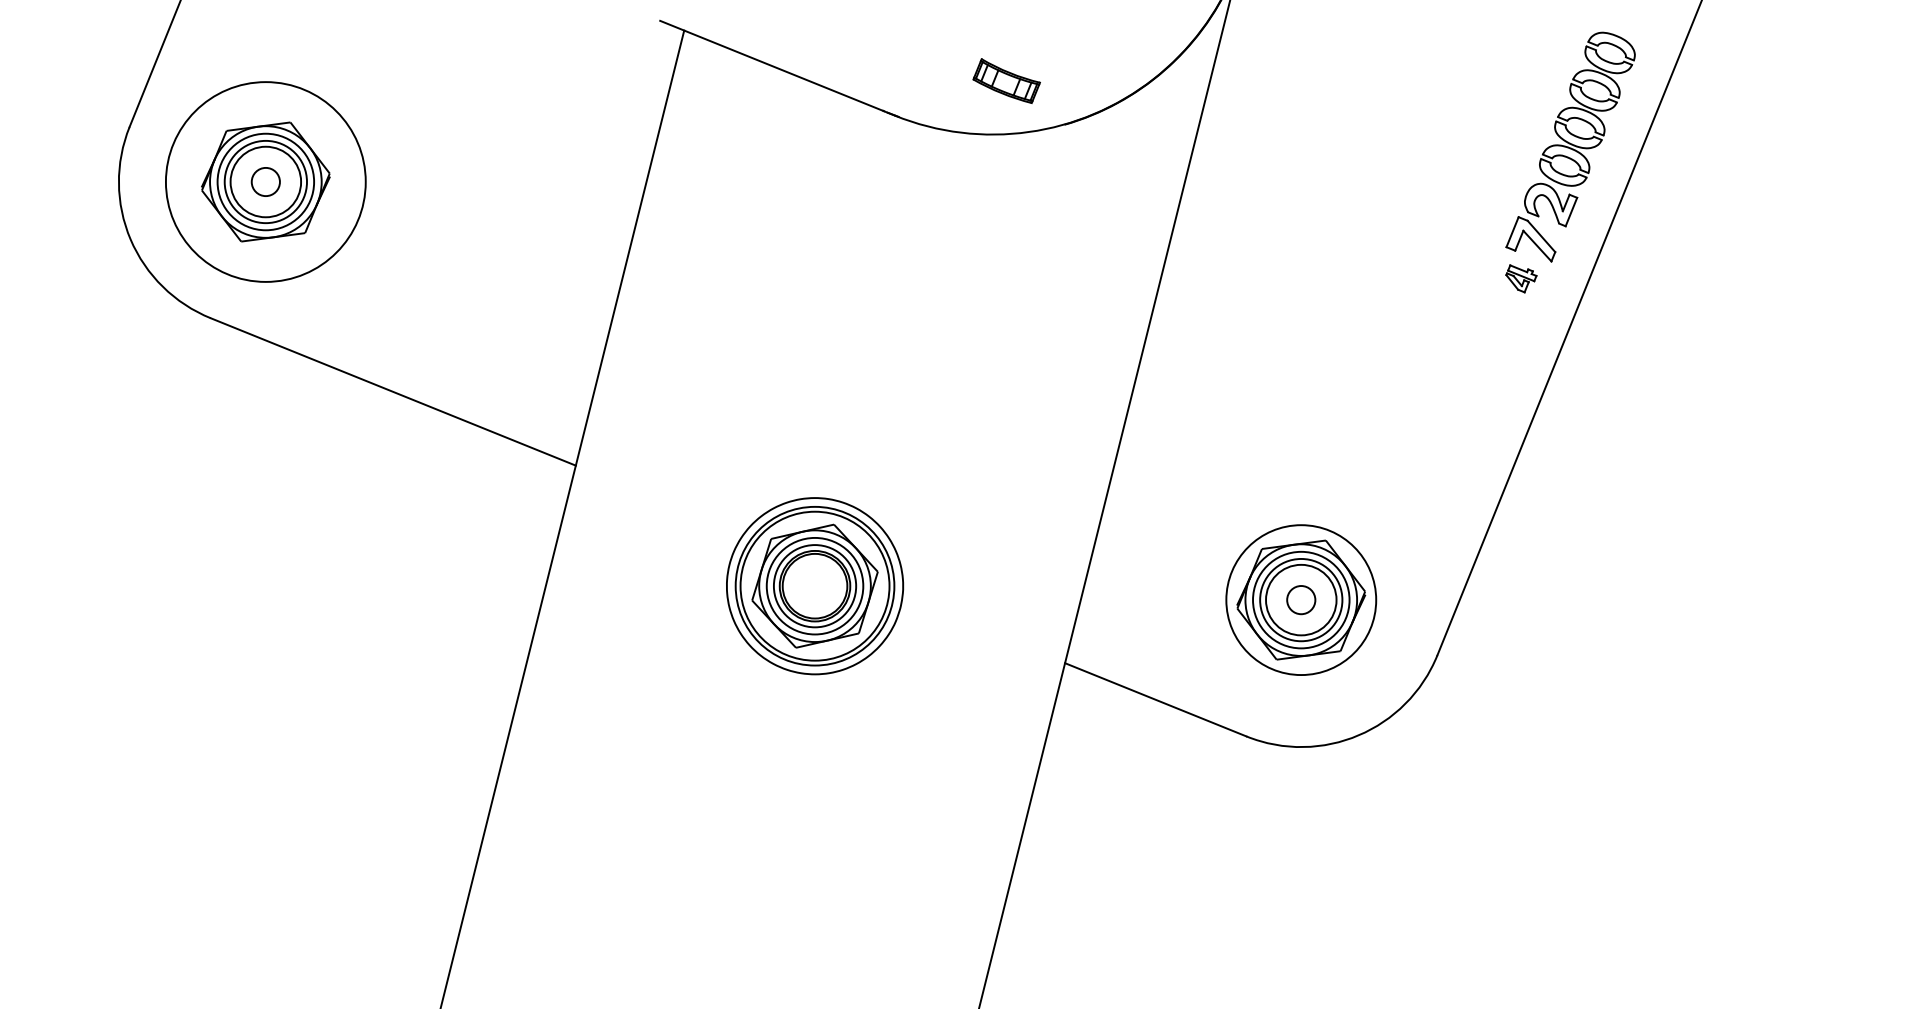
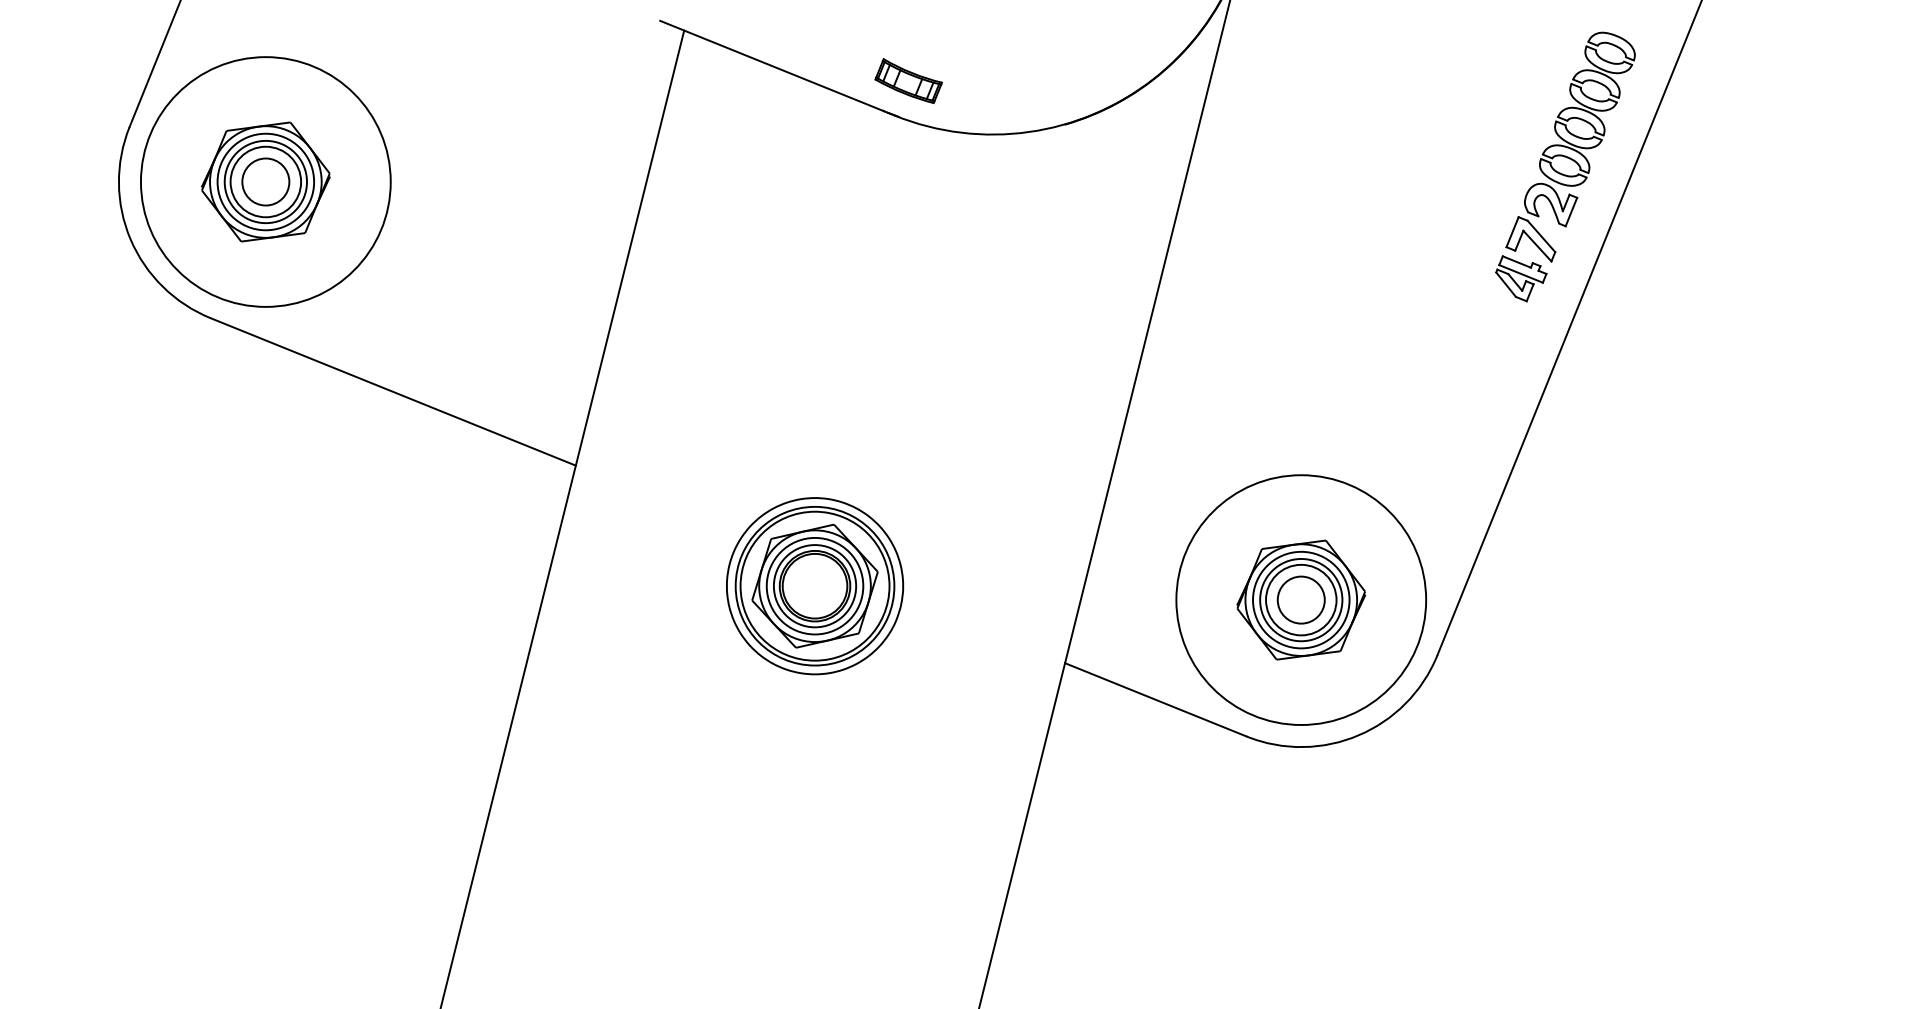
part position: (1006, 80) -> (908, 80) (908, 80)
circle diameter: 200 px -> 250 px (265, 181)
circle diameter: 28 px -> 47 px (265, 181)
part size: 33x30 px -> 53x48 px (1521, 278)
circle diameter: 150 px -> 250 px (1301, 600)
circle diameter: 28 px -> 47 px (1300, 599)
